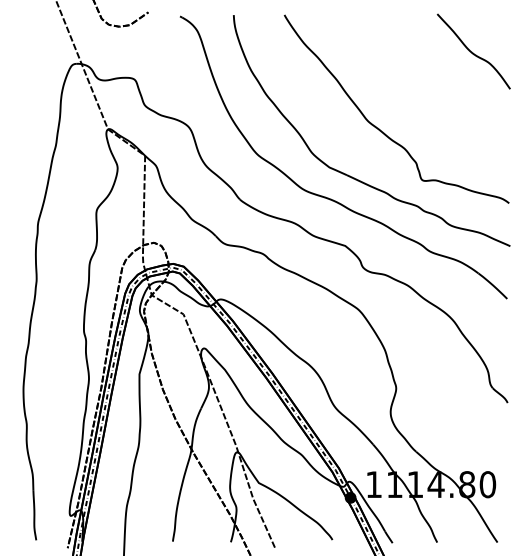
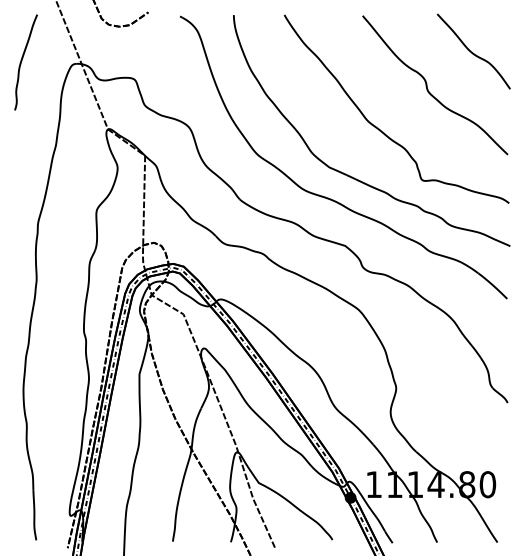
curve: none -> present (22, 61)
curve: none -> present (427, 85)
